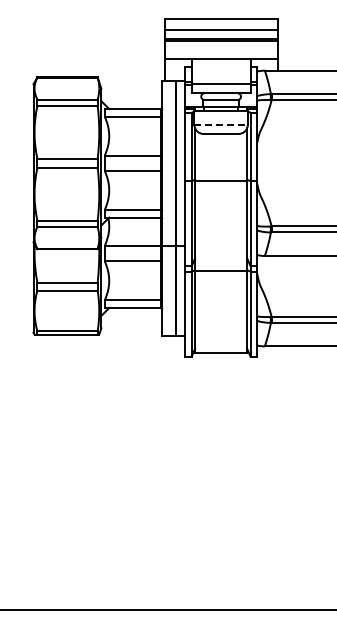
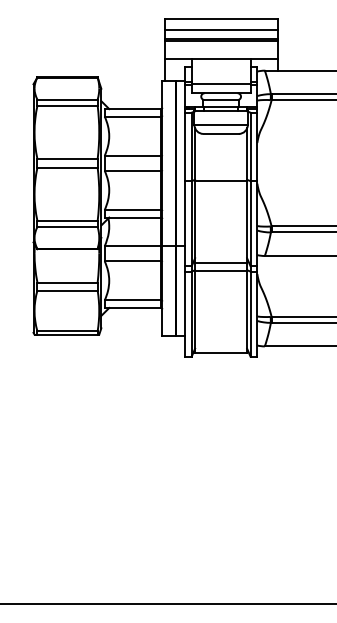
line: dashed -> solid (221, 124)
line: none -> present (221, 262)
line position: (167, 610) -> (167, 604) (167, 604)
